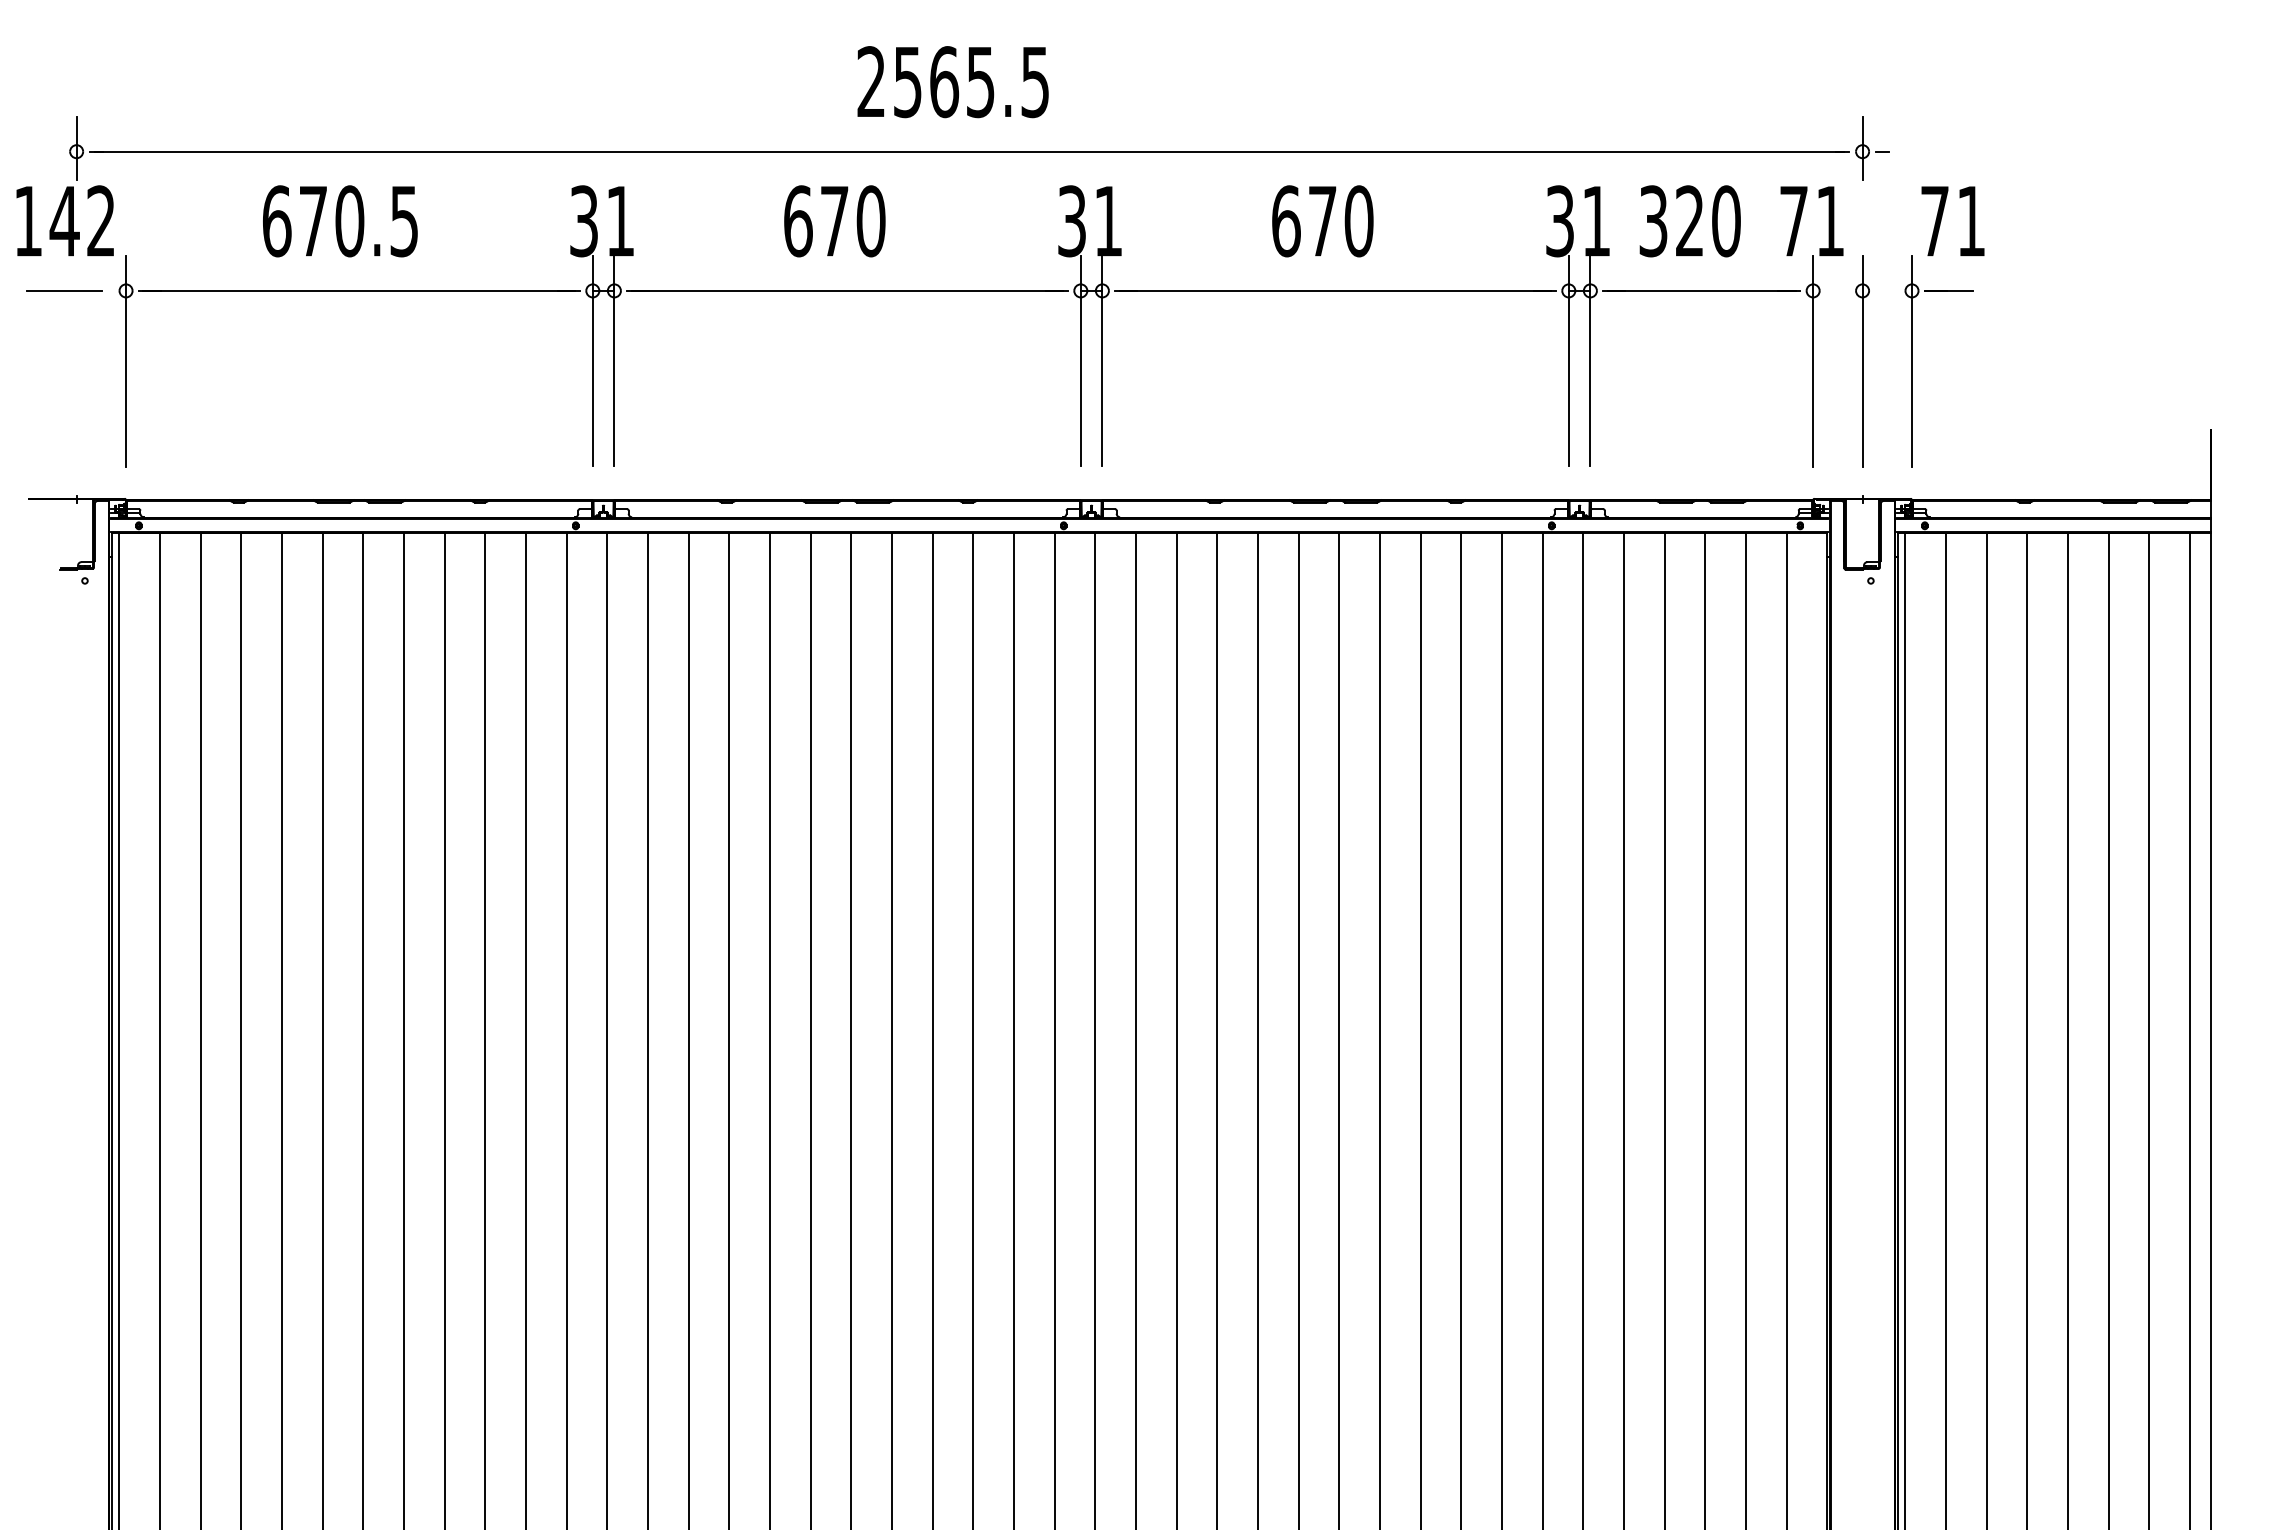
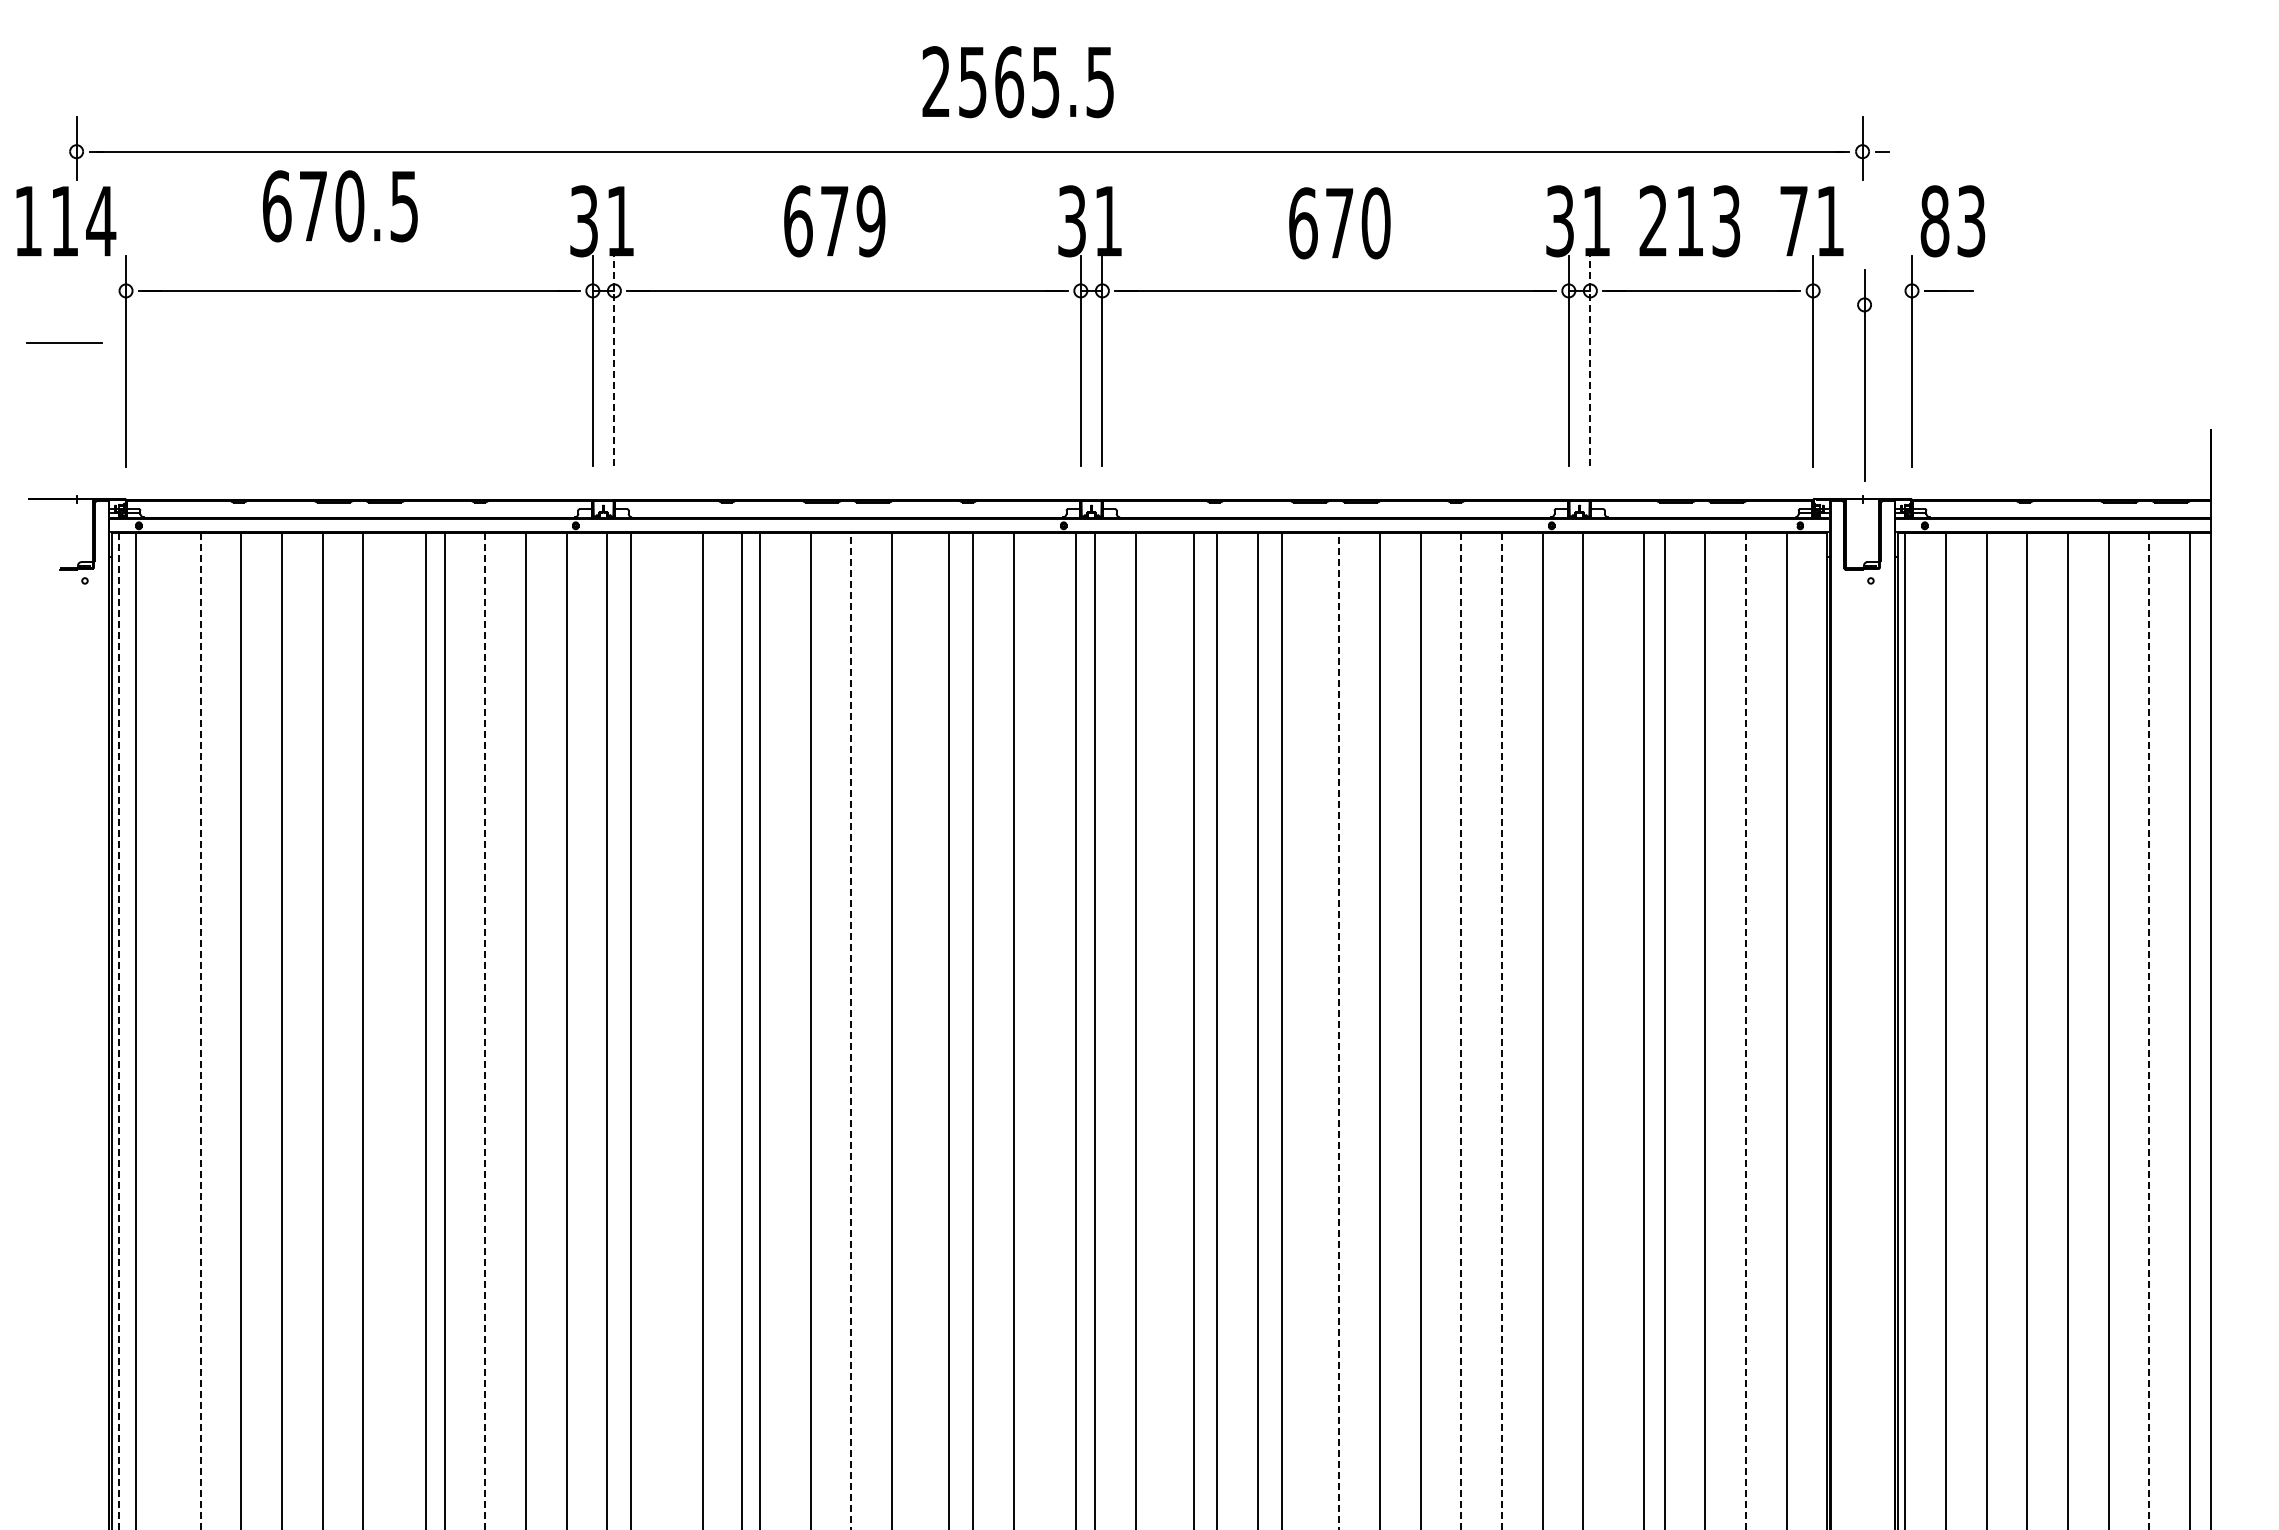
text position: (952, 82) -> (1017, 82) (1017, 82)
text: 142 -> 114 (82, 220)
text position: (340, 221) -> (340, 206) (340, 206)
text: 670 -> 679 (870, 221)
text position: (1322, 221) -> (1339, 223) (1339, 223)
text: 320 -> 213 (1689, 221)
text: 71 -> 83 (1952, 221)
line position: (64, 290) -> (64, 342) (64, 342)
line: solid -> dashed (614, 360)
line: solid -> dashed (1590, 360)
part position: (1862, 361) -> (1864, 375) (1864, 375)
line position: (159, 1029) -> (135, 1029) (135, 1029)
line position: (403, 1029) -> (425, 1029) (425, 1029)
line position: (647, 1029) -> (630, 1029) (630, 1029)
line position: (688, 1029) -> (702, 1029) (702, 1029)
line position: (729, 1029) -> (760, 1029) (760, 1029)
line position: (770, 1029) -> (742, 1029) (742, 1029)
line position: (932, 1029) -> (948, 1029) (948, 1029)
line position: (1054, 1029) -> (1075, 1029) (1075, 1029)
line position: (1176, 1029) -> (1193, 1029) (1193, 1029)
line position: (1298, 1029) -> (1281, 1029) (1281, 1029)
line position: (1623, 1029) -> (1643, 1029) (1643, 1029)
line: solid -> dashed (851, 1030)
line: solid -> dashed (1339, 1030)
line: solid -> dashed (119, 1031)
line: solid -> dashed (200, 1031)
line: solid -> dashed (485, 1031)
line: solid -> dashed (1461, 1031)
line: solid -> dashed (1502, 1031)
line: solid -> dashed (1746, 1031)
line: solid -> dashed (2149, 1031)
